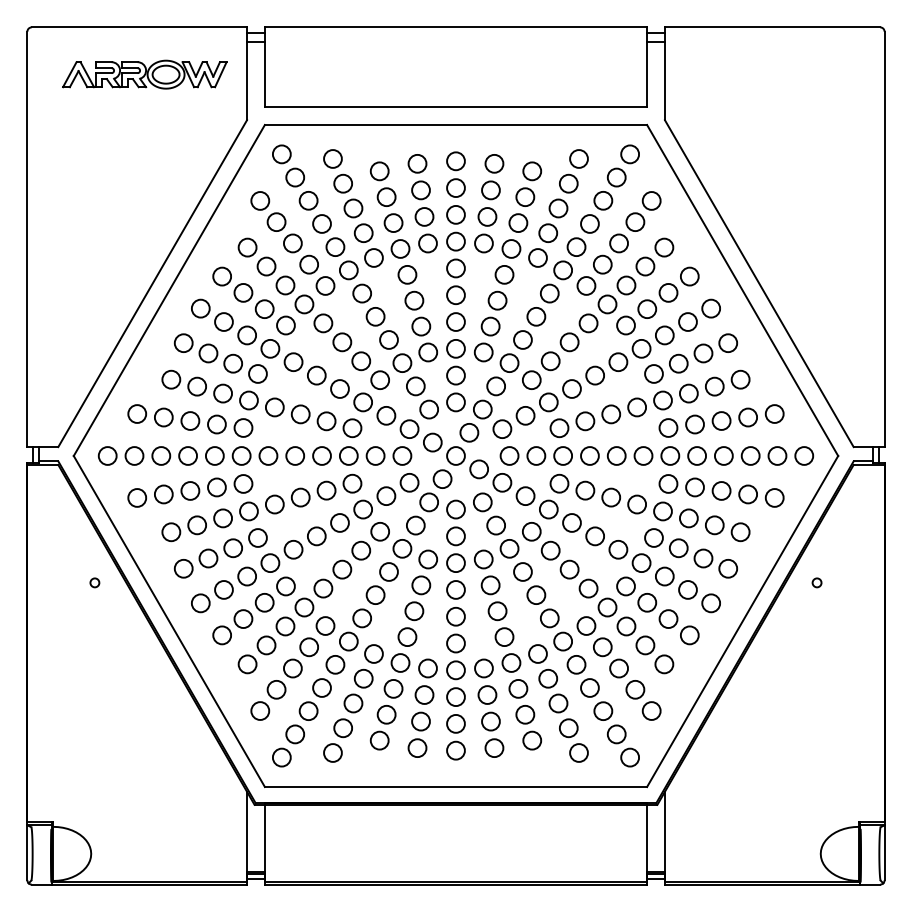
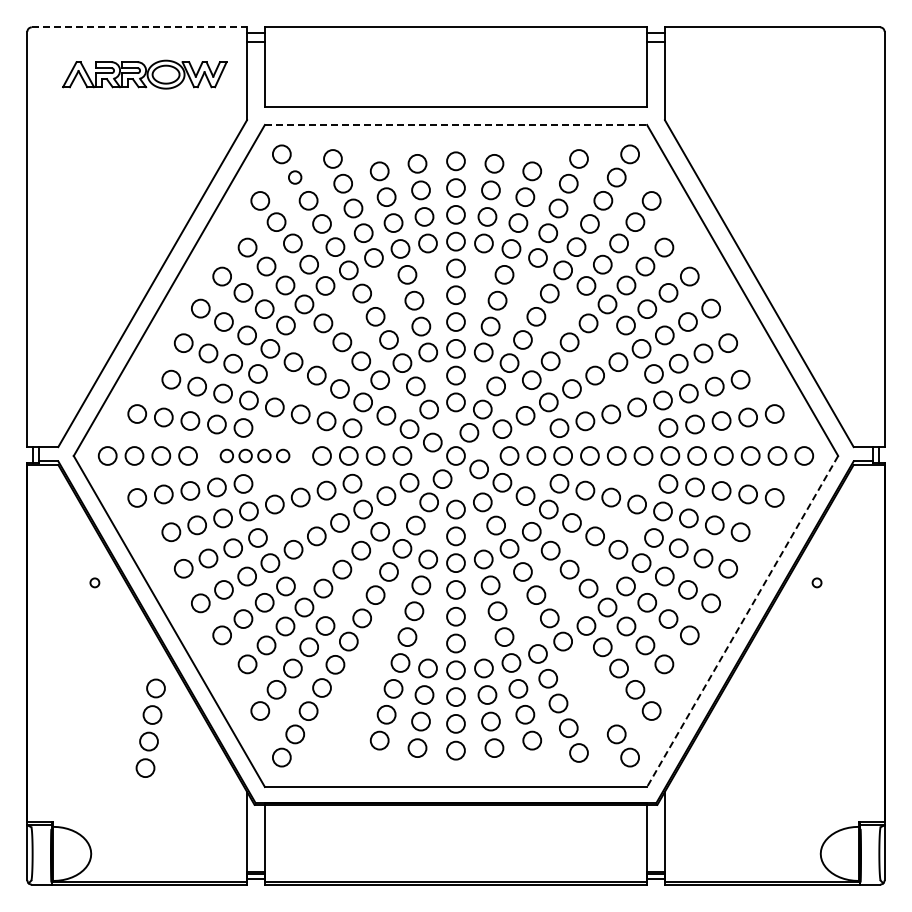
line: solid -> dashed (139, 27)
line: solid -> dashed (456, 125)
circle size: 20x21 px -> 15x15 px (295, 177)
part size: 100x20 px -> 72x16 px (254, 455)
line: solid -> dashed (742, 621)
part: present -> none (589, 687)
part: present -> none (353, 703)
part: none -> present (150, 727)
